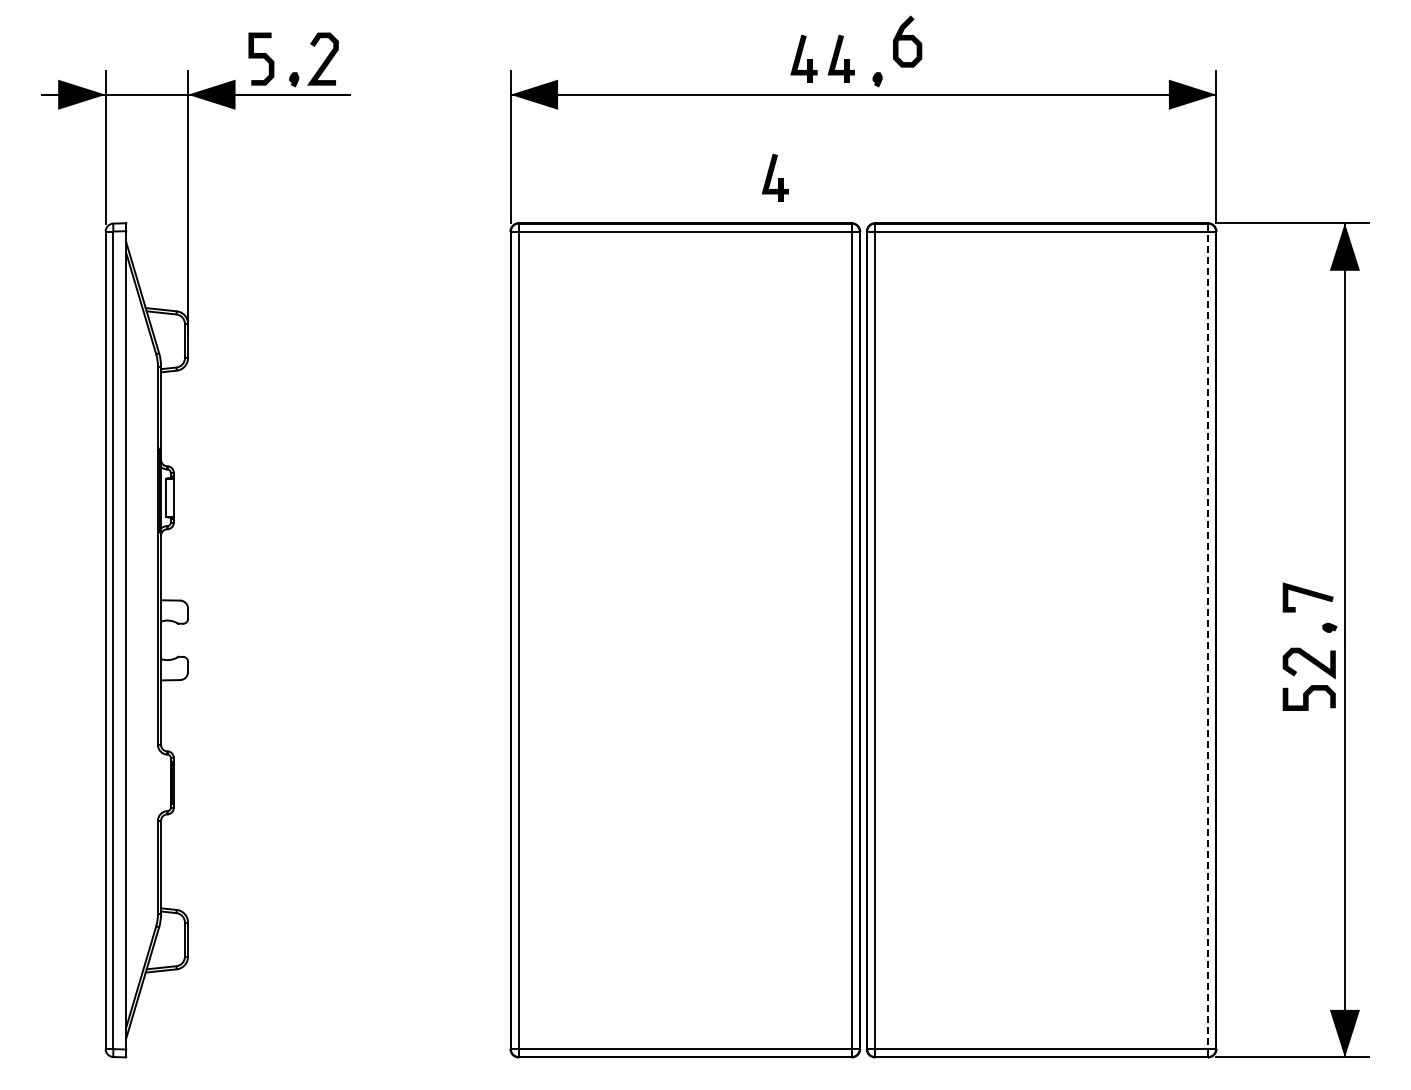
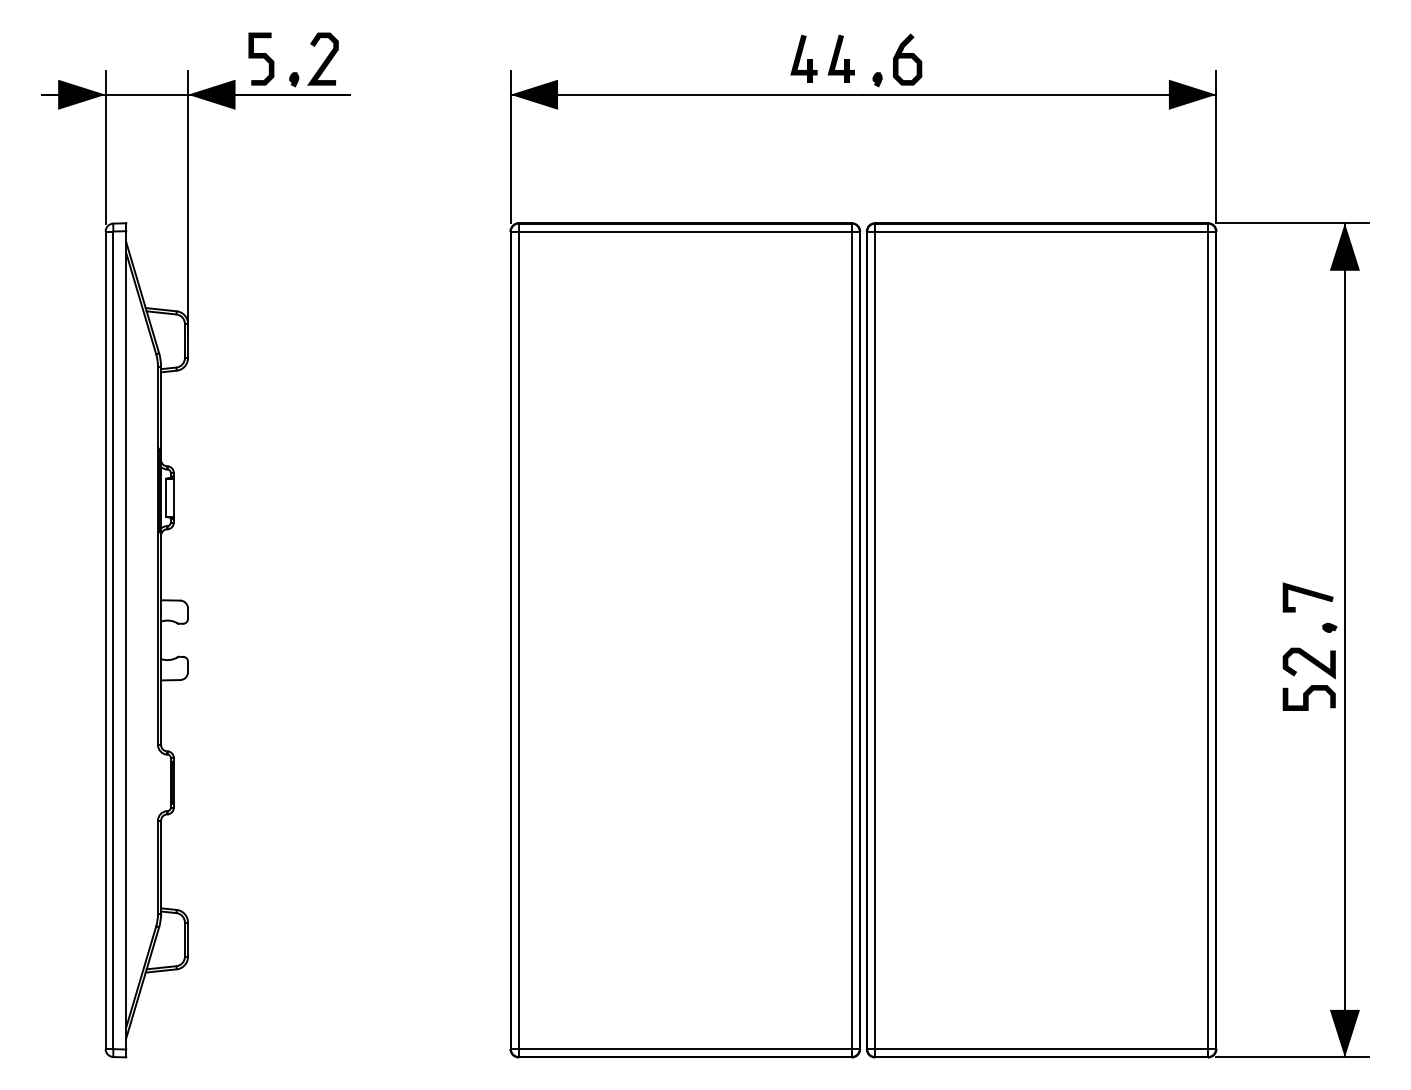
curve position: (907, 40) -> (907, 58) (907, 58)
part: present -> none (774, 177)
line: dashed -> solid (1208, 640)
